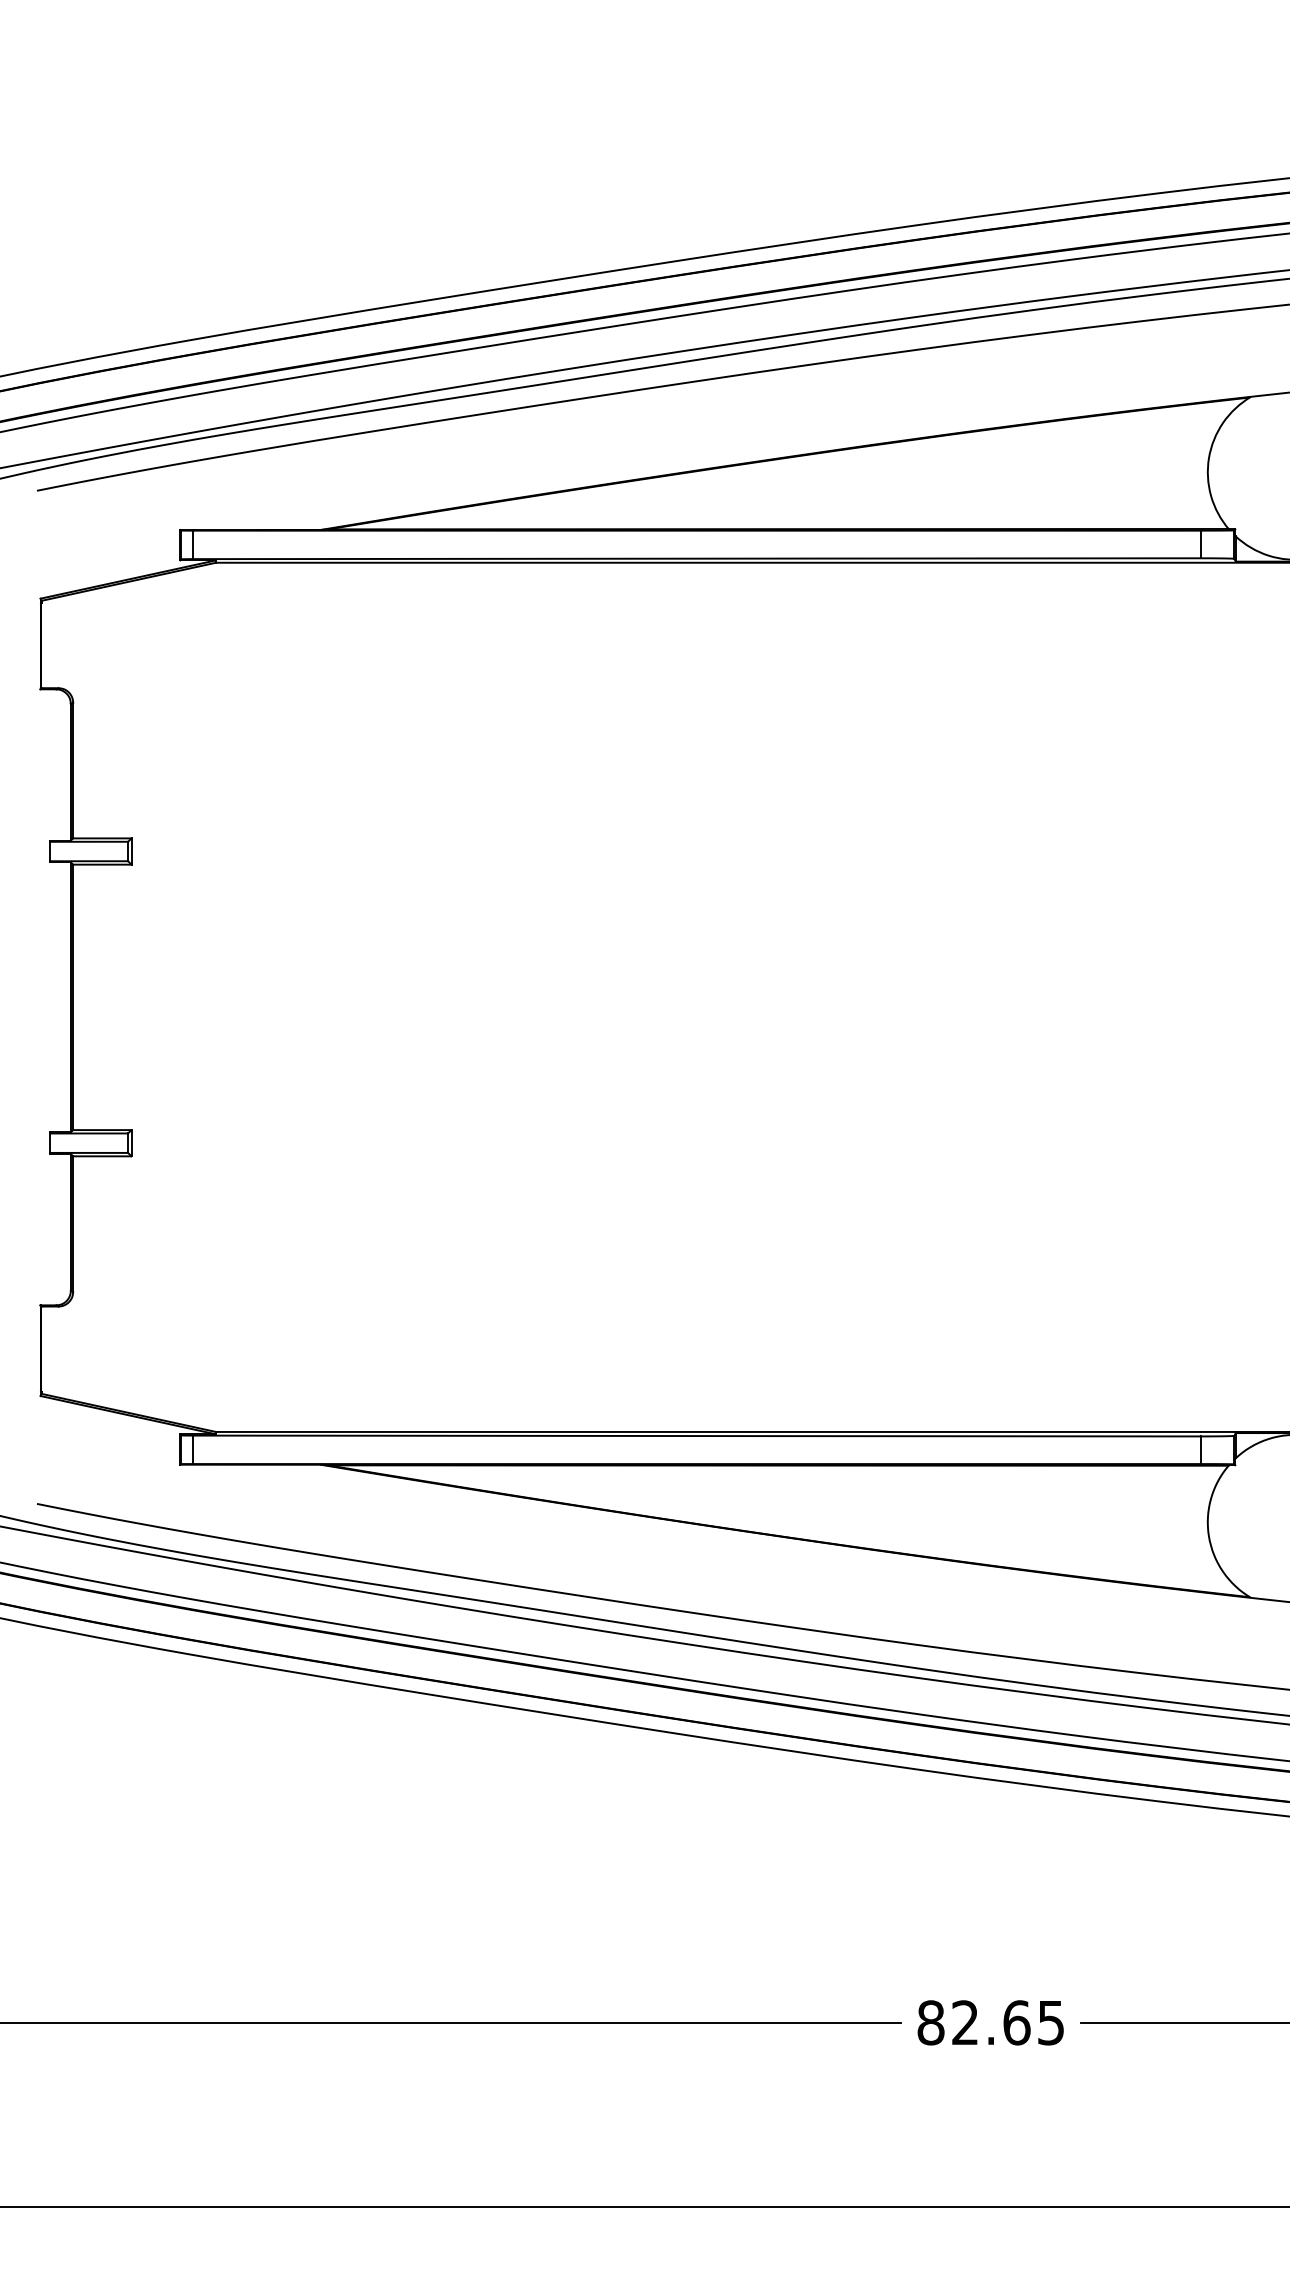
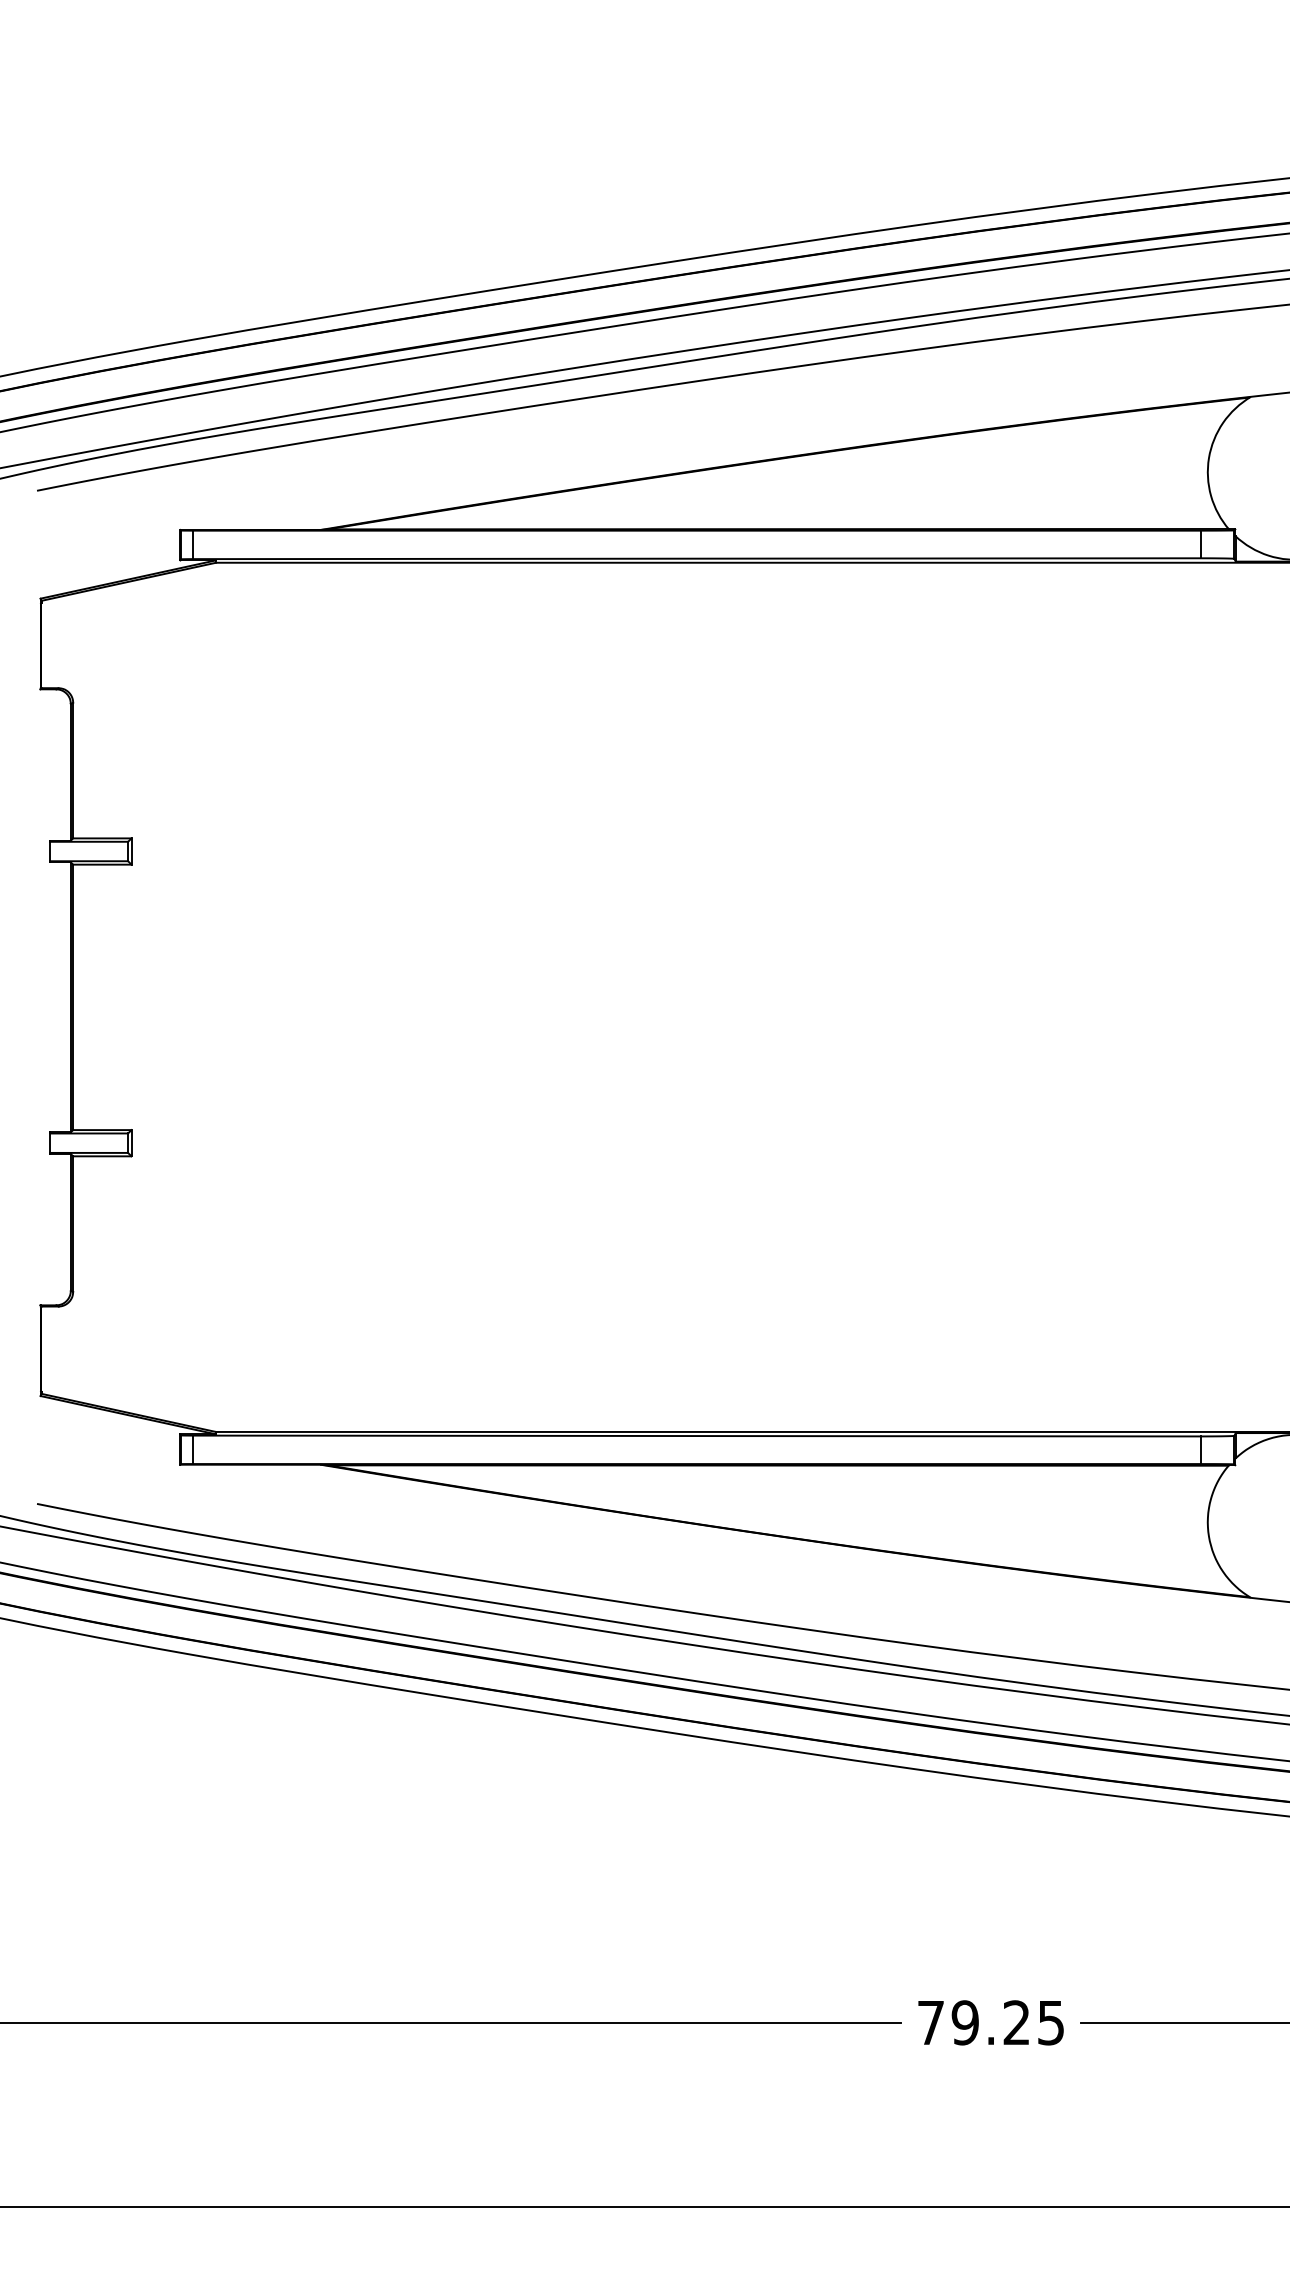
text: 82.65 -> 79.25 (973, 2022)
